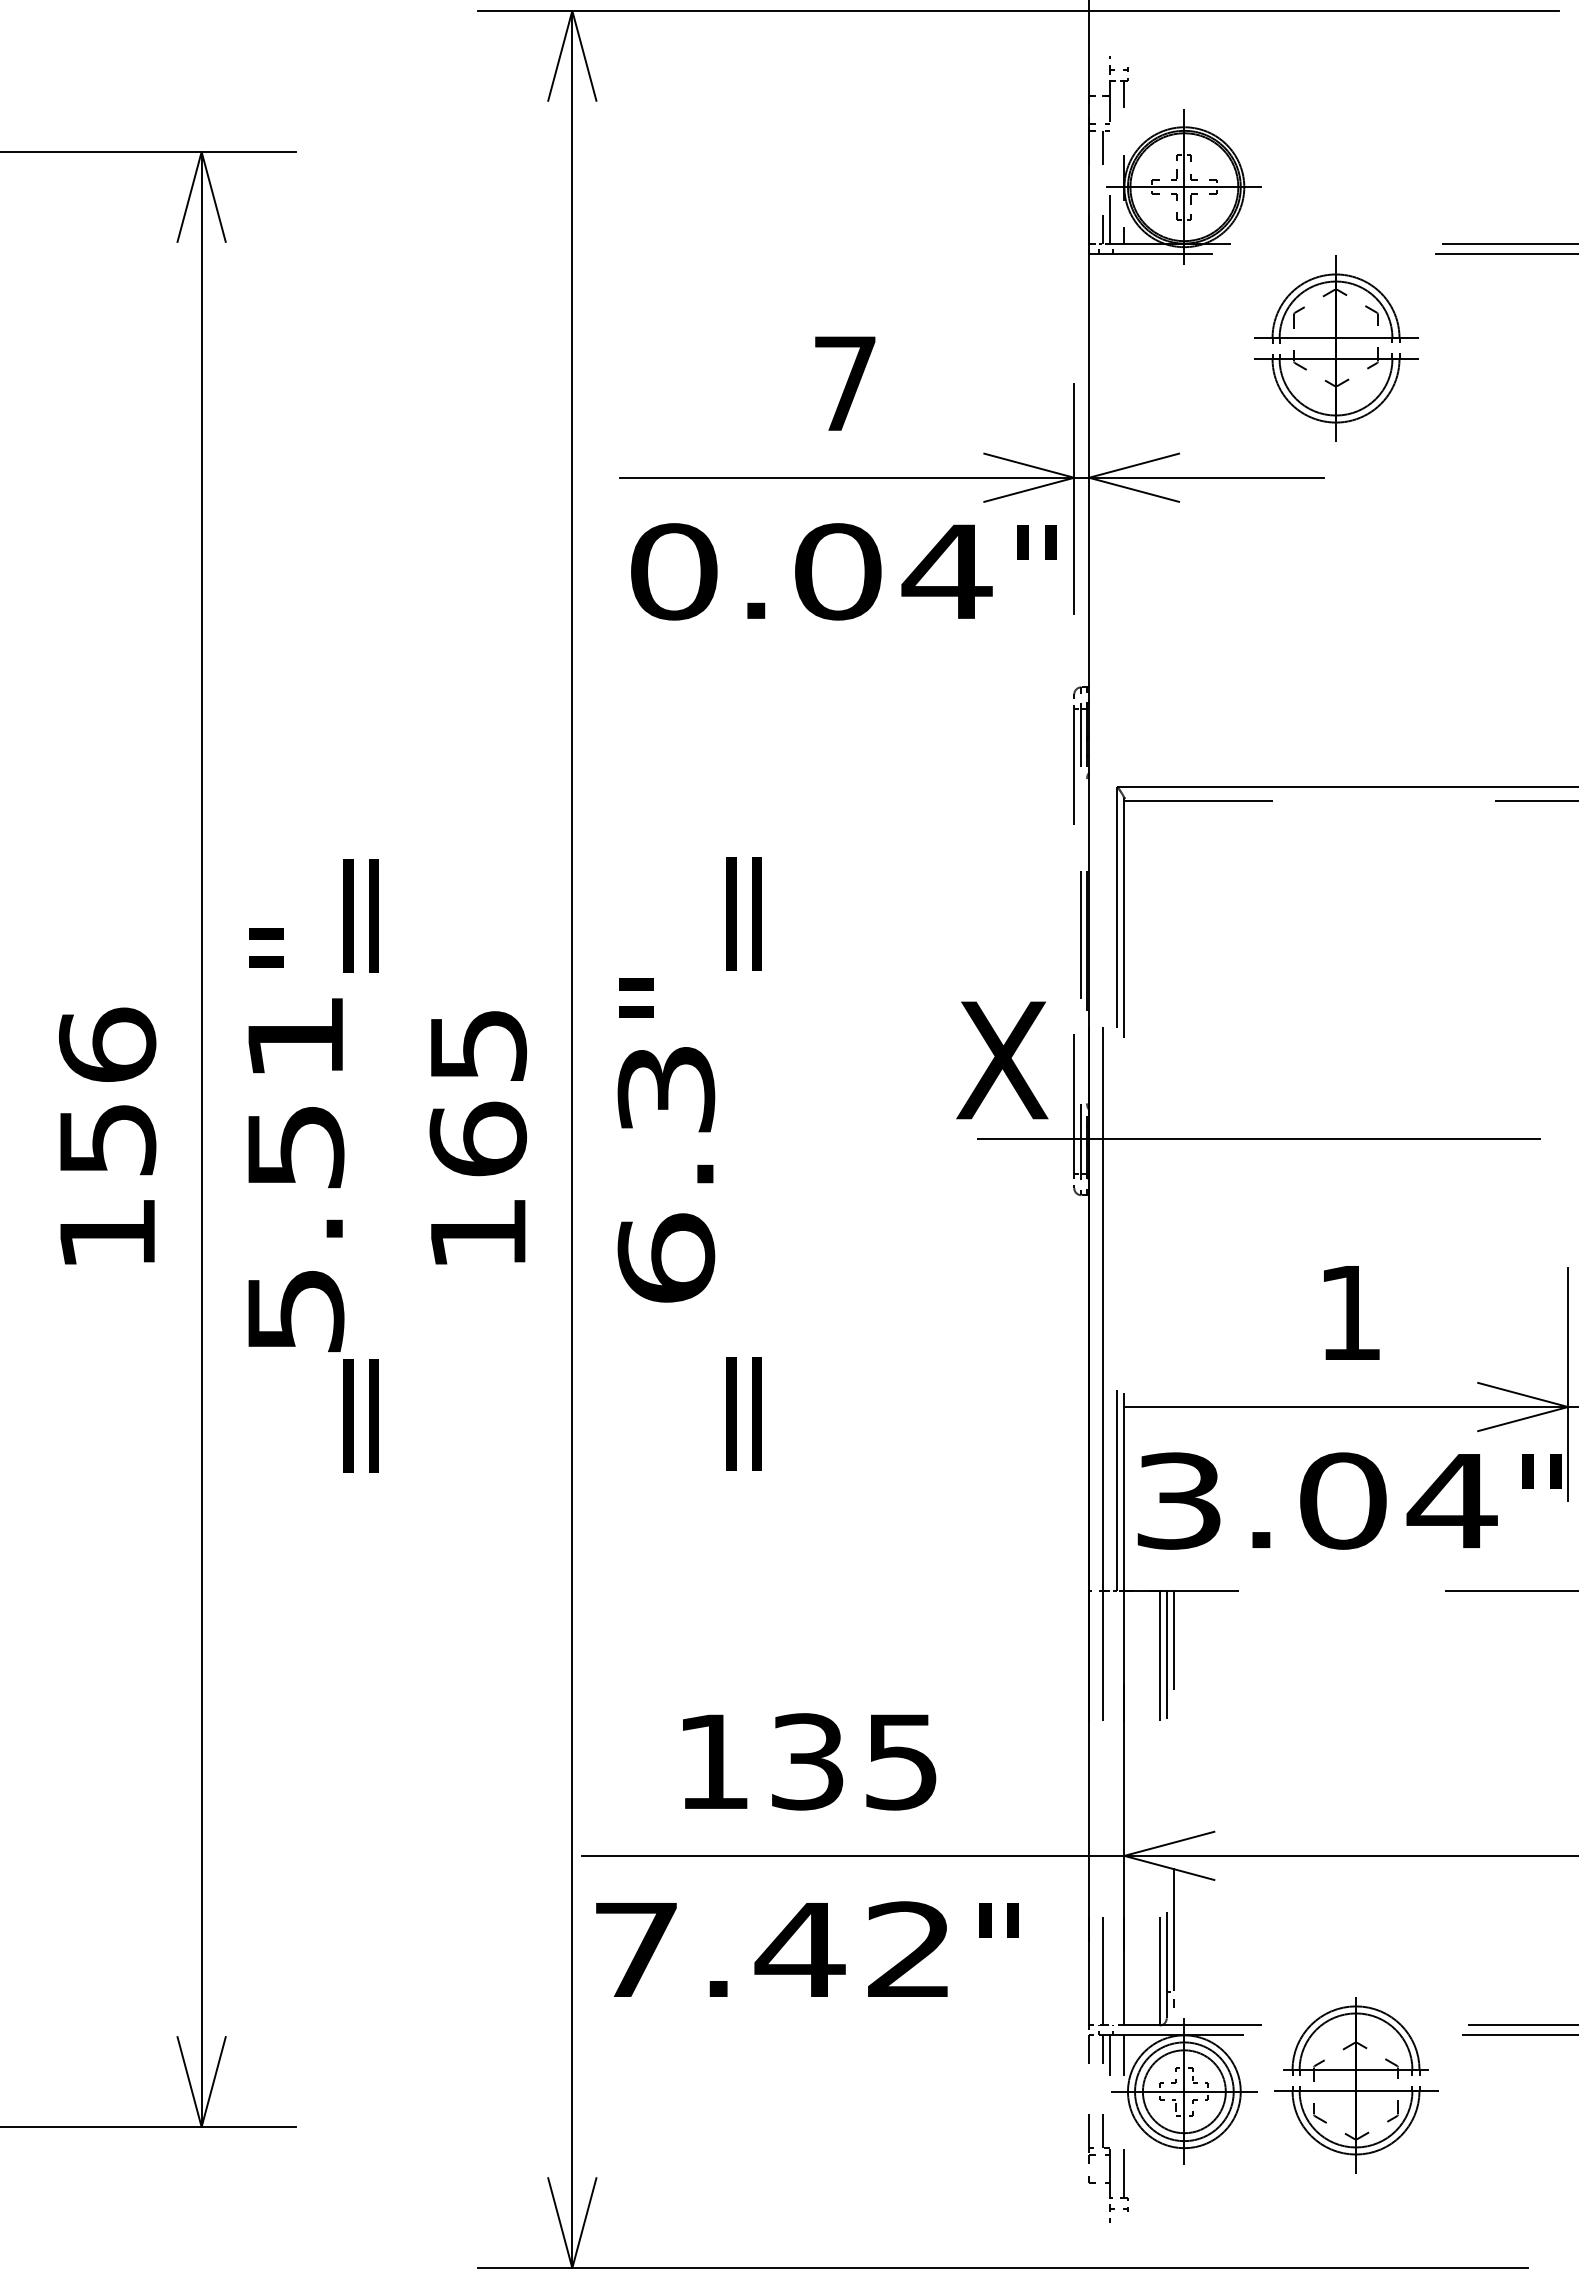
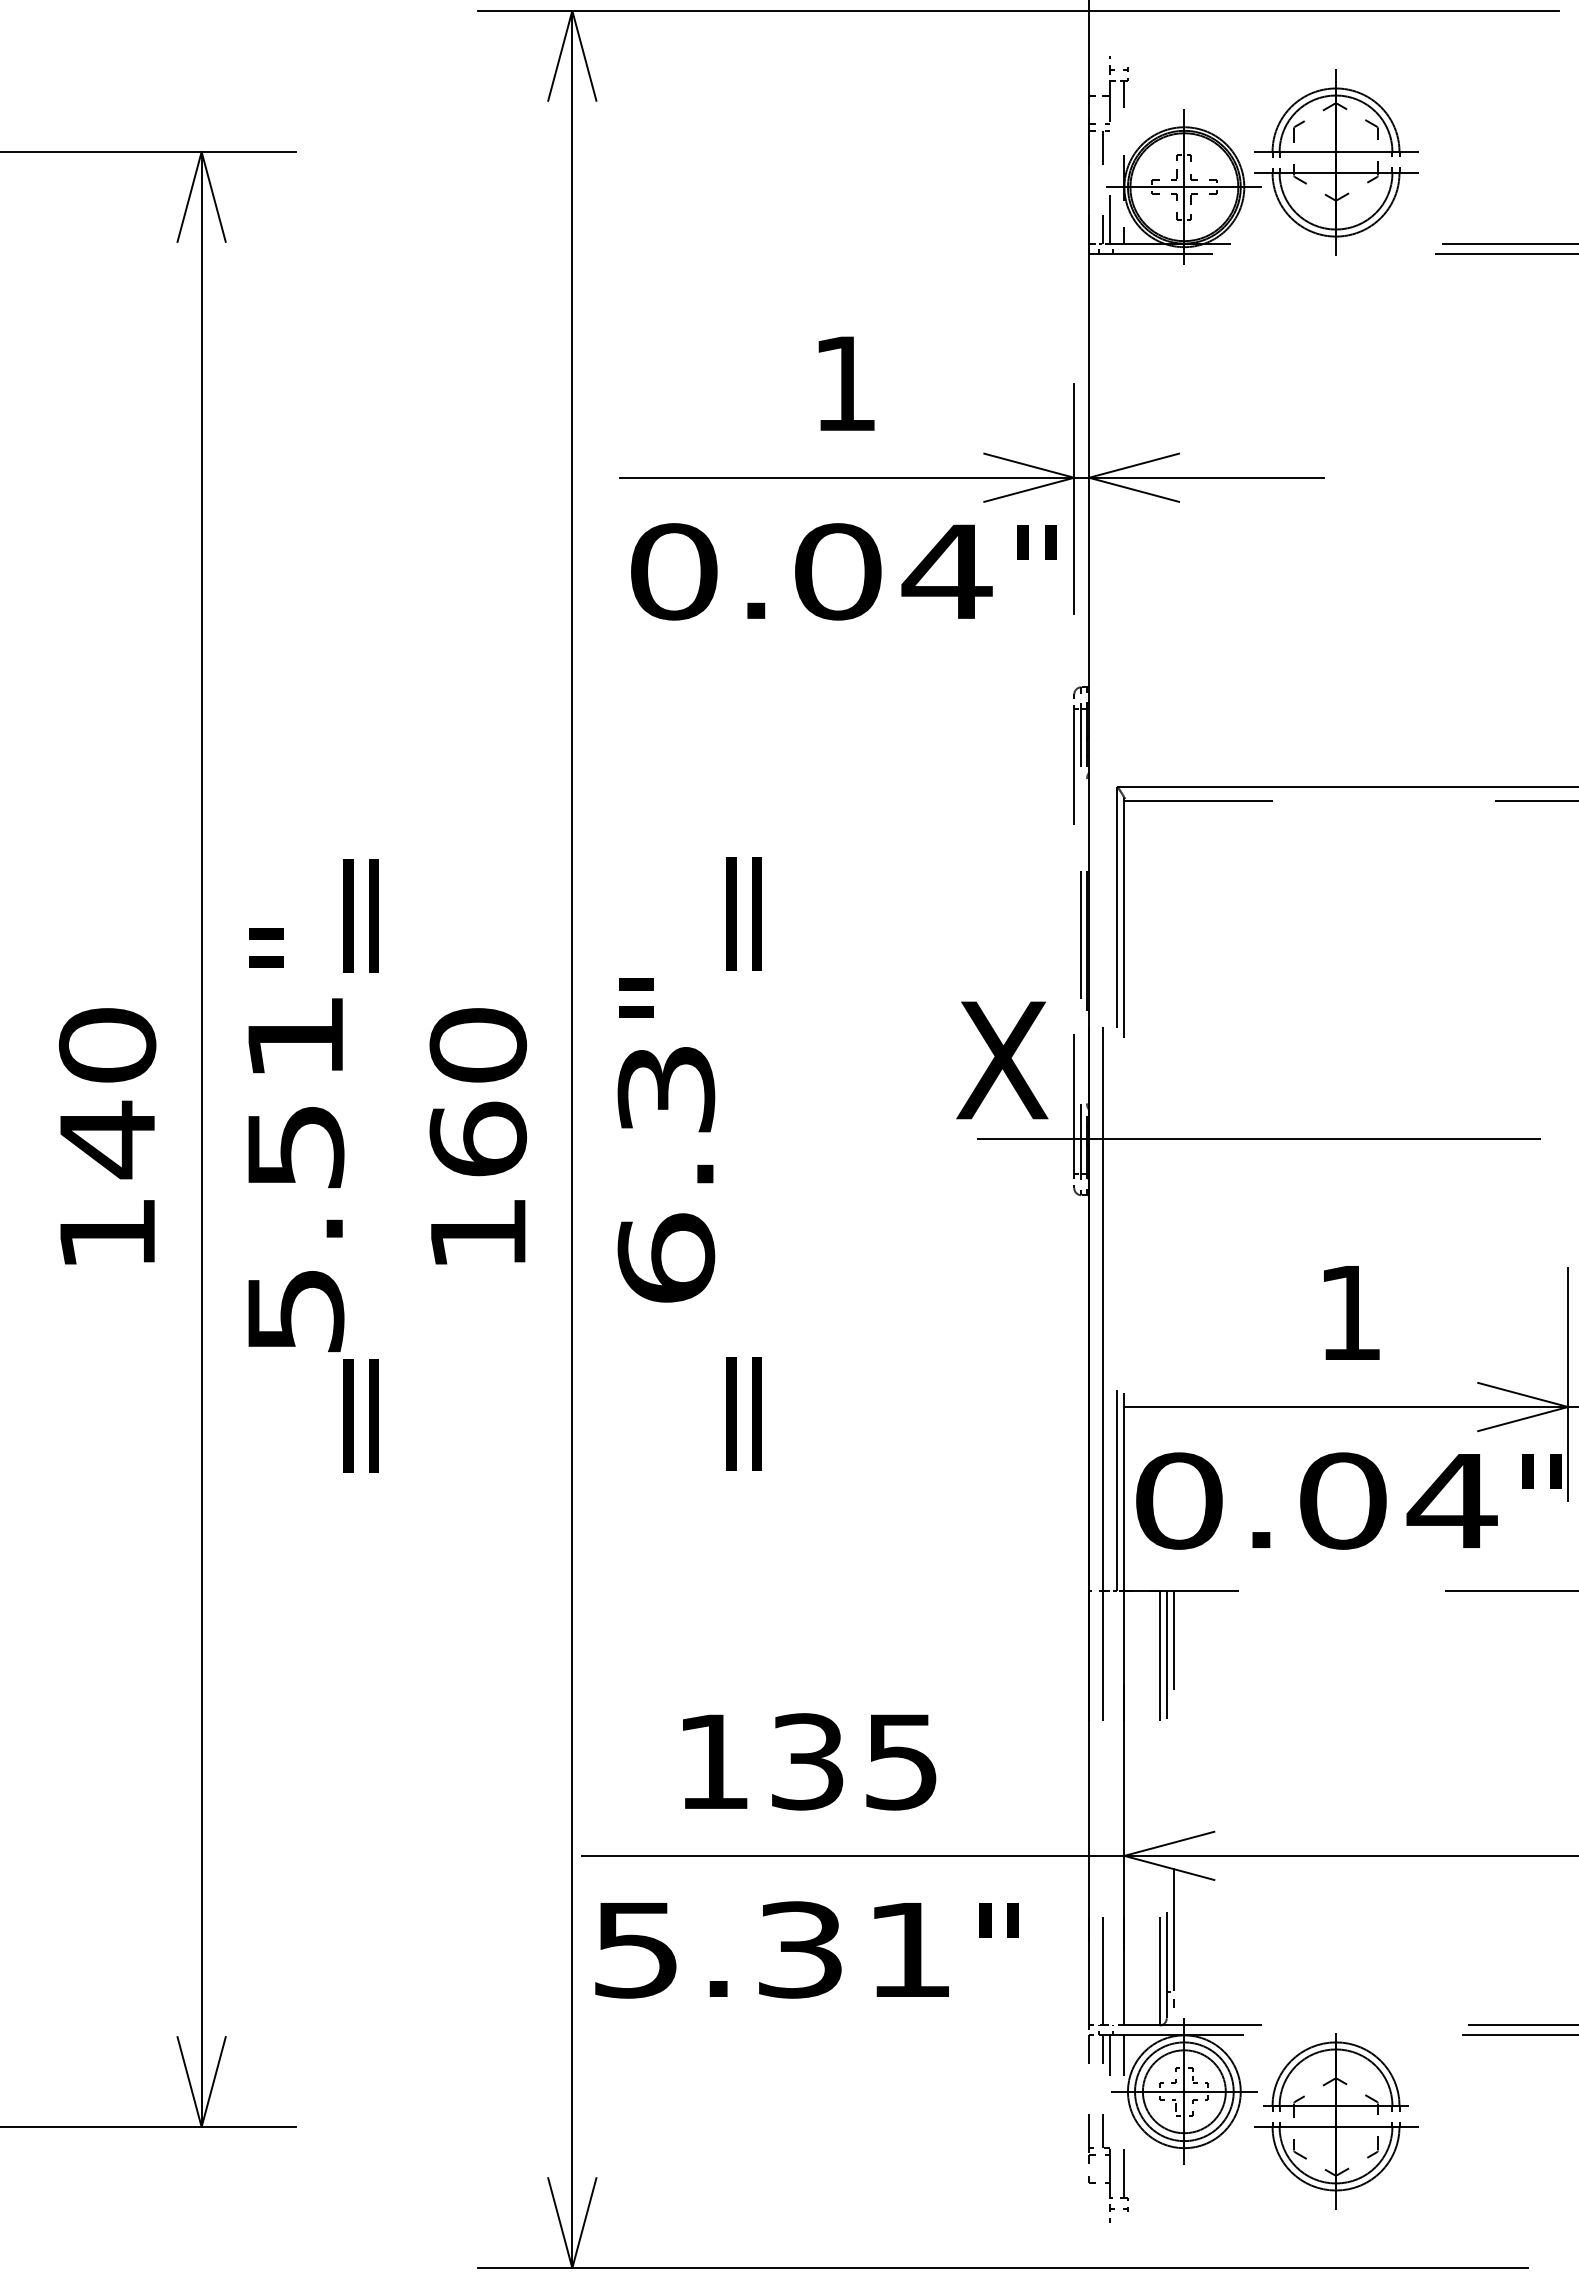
part position: (1336, 348) -> (1336, 162) (1336, 162)
text: 7 -> 1 (845, 383)
text: 165 -> 160 (478, 1045)
text: 156 -> 140 (107, 1093)
text: 3.04 -> 0.04 (1179, 1500)
text: 7.42 -> 5.31 (771, 1949)
part position: (1356, 2085) -> (1336, 2121) (1336, 2121)
